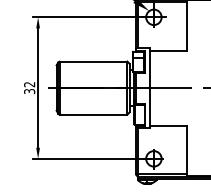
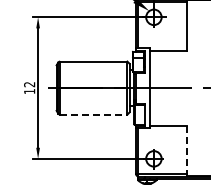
text: 32 -> 12 (29, 91)
line: solid -> dashed (93, 114)
line: solid -> dashed (187, 150)
